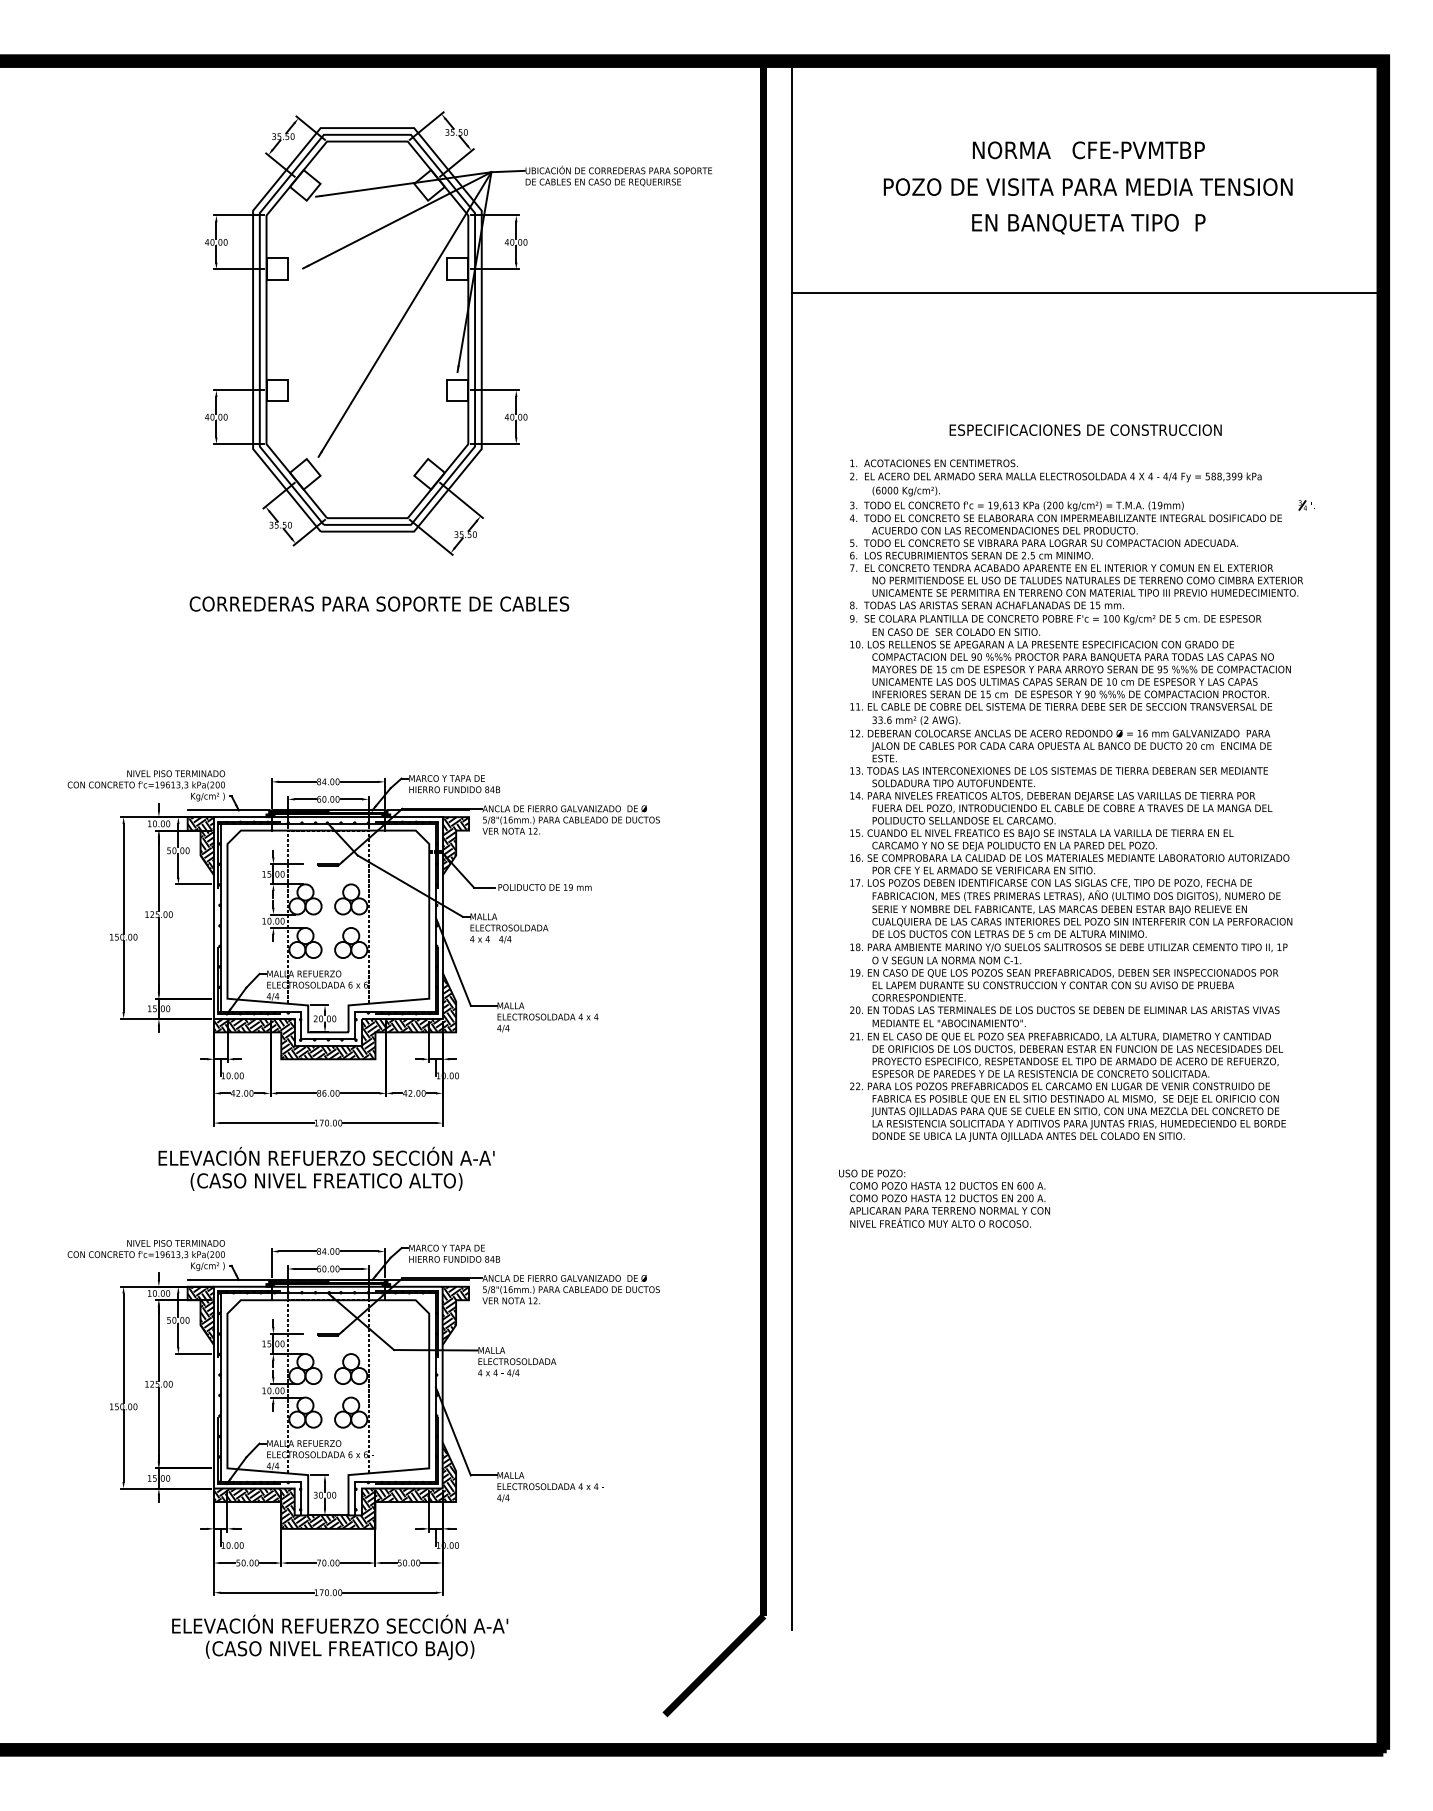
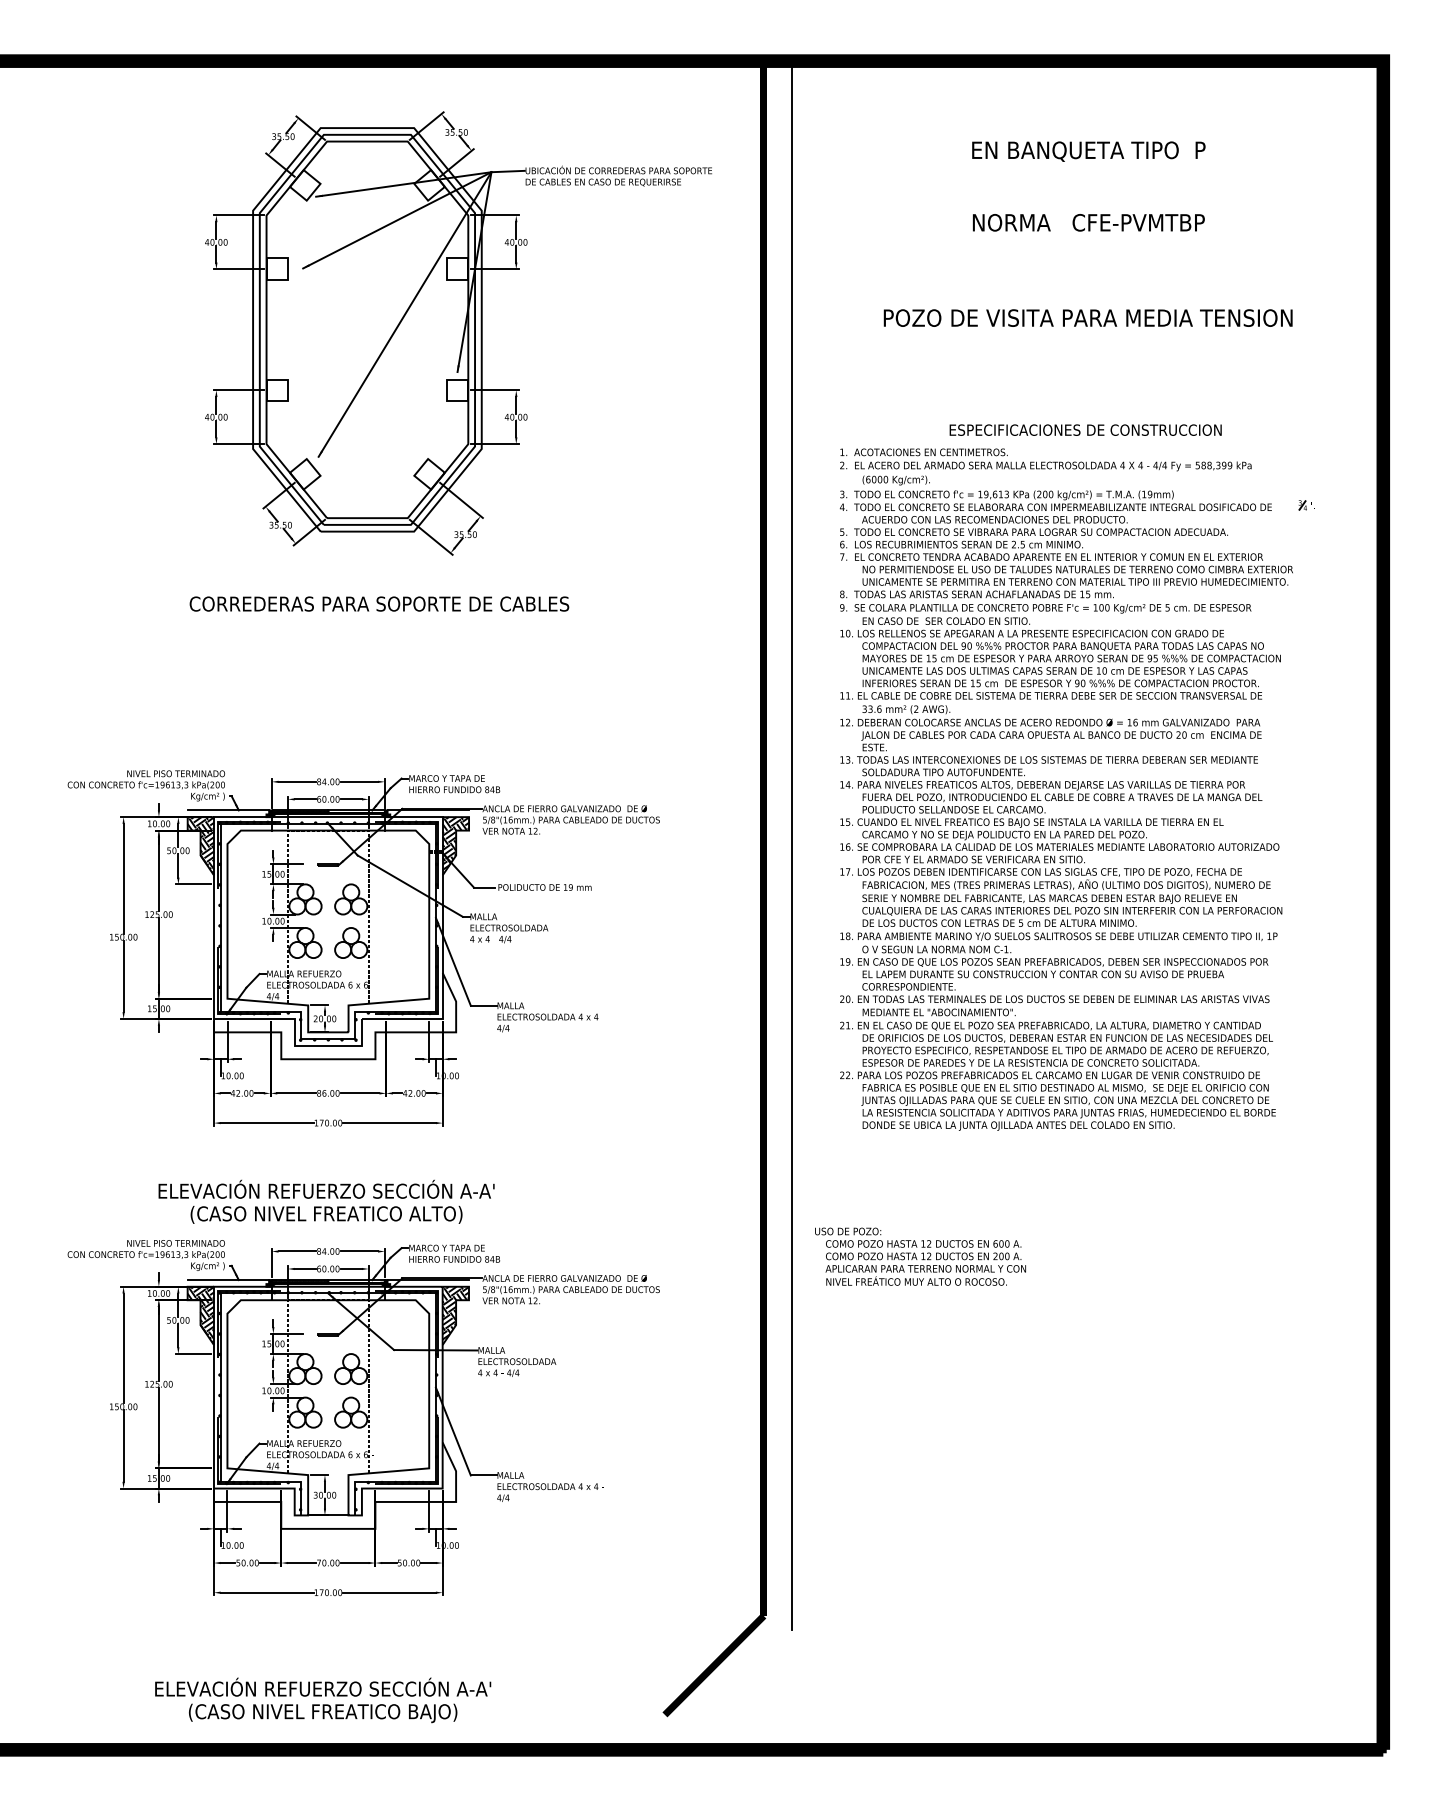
text: NORMA   CFE-PVMTBP -> EN BANQUETA TIPO  P (1088, 151)
text position: (1087, 186) -> (1087, 317) (1087, 317)
text: EN BANQUETA TIPO  P -> NORMA   CFE-PVMTBP (1088, 223)
line: present -> none (1089, 292)
text position: (1076, 800) -> (1066, 789) (1066, 789)
hatch: present -> none (335, 1016)
text position: (326, 1168) -> (326, 1201) (326, 1201)
text position: (944, 1198) -> (920, 1256) (920, 1256)
hatch: present -> none (334, 1485)
text position: (340, 1637) -> (323, 1700) (323, 1700)
